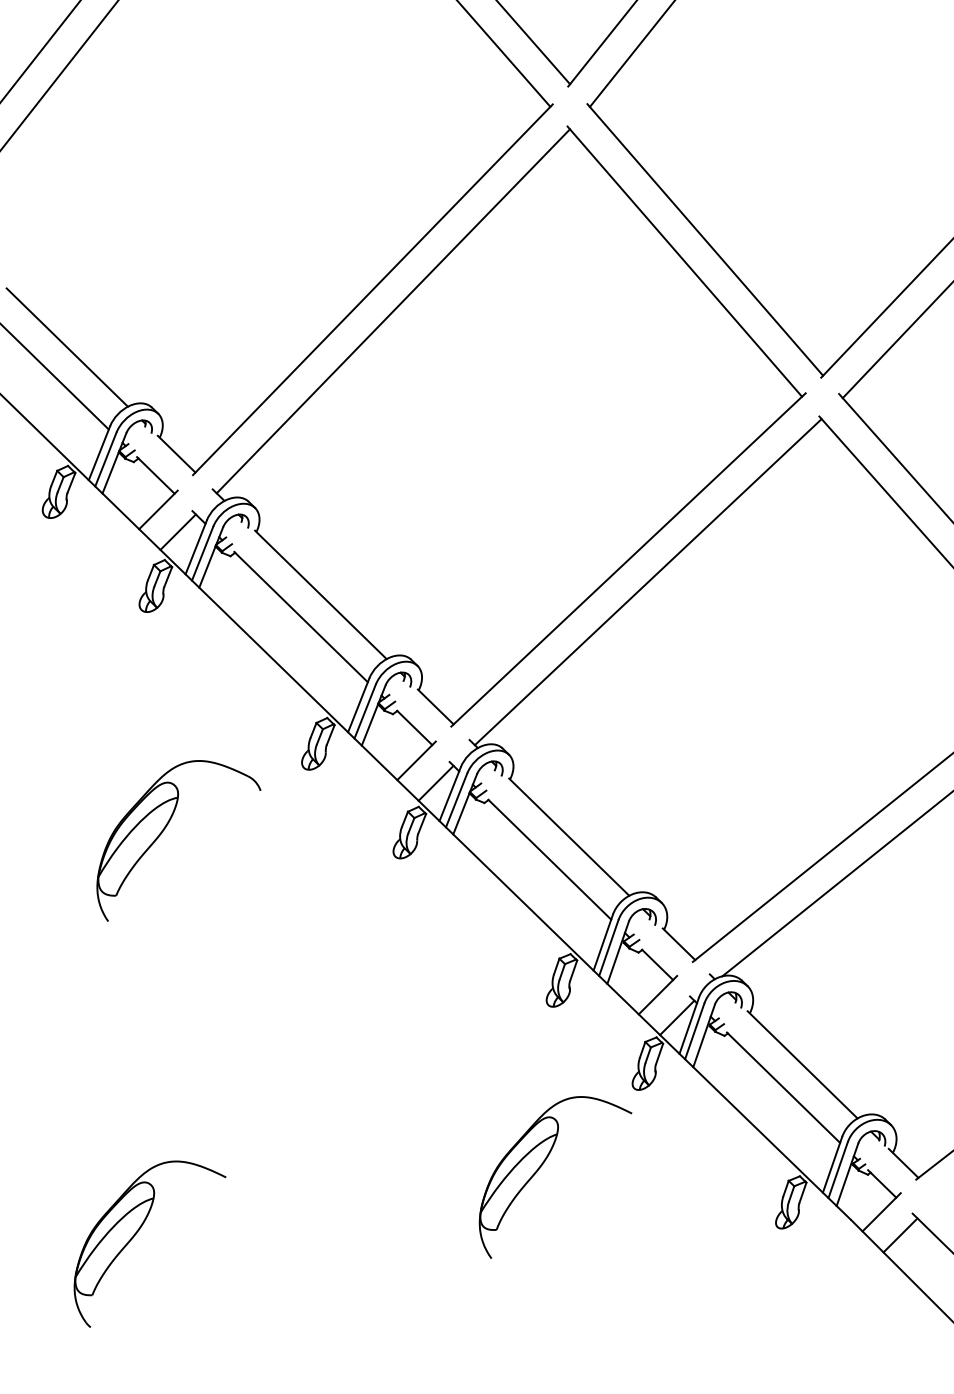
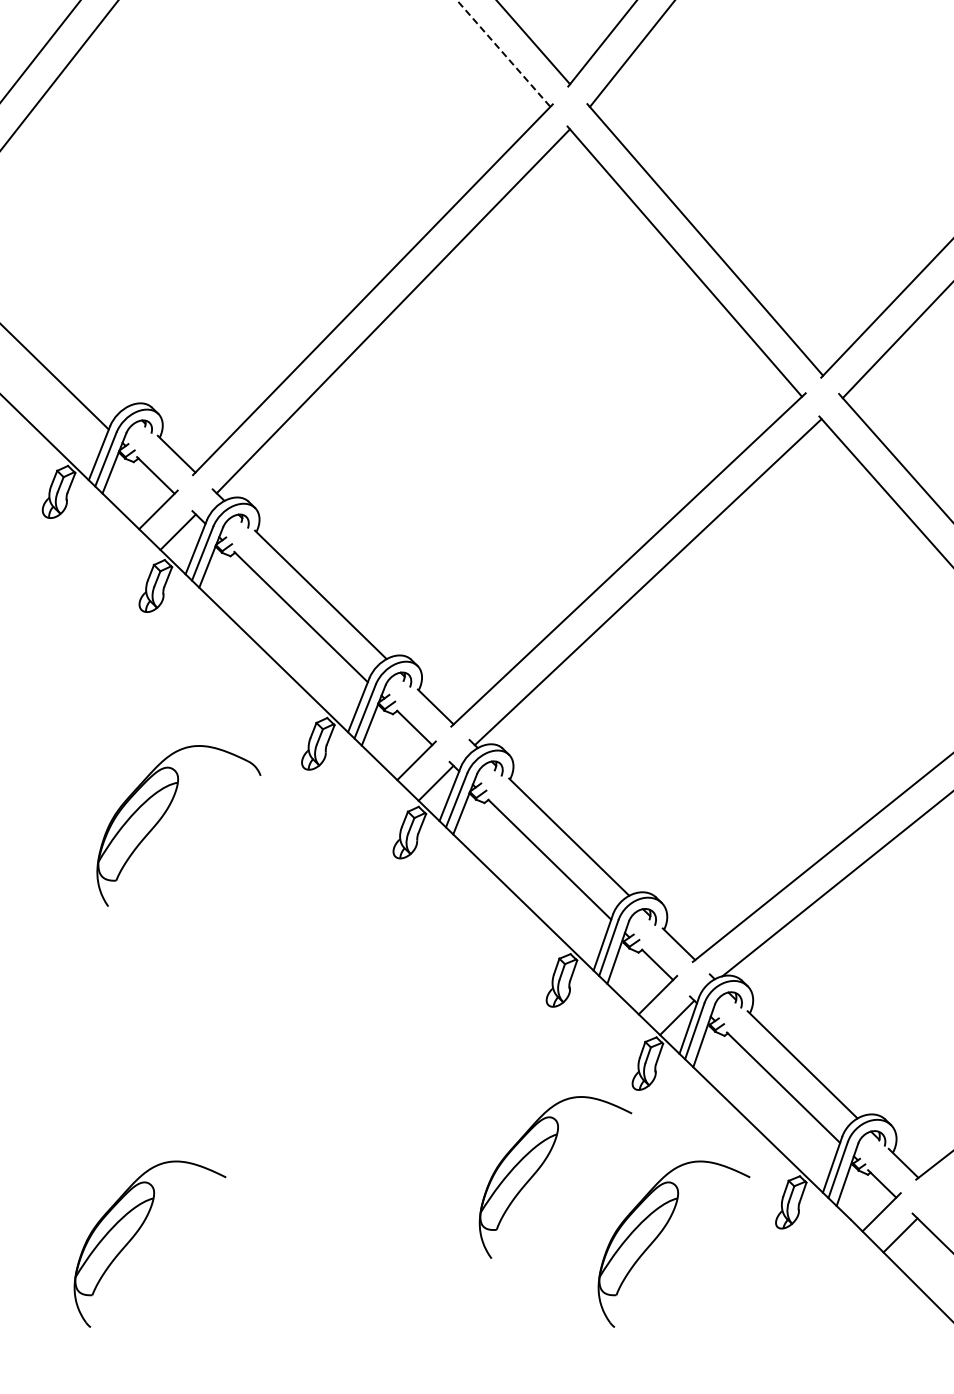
line: solid -> dashed (503, 53)
line: present -> none (66, 347)
part position: (164, 830) -> (164, 815) (164, 815)
part: none -> present (661, 1233)
